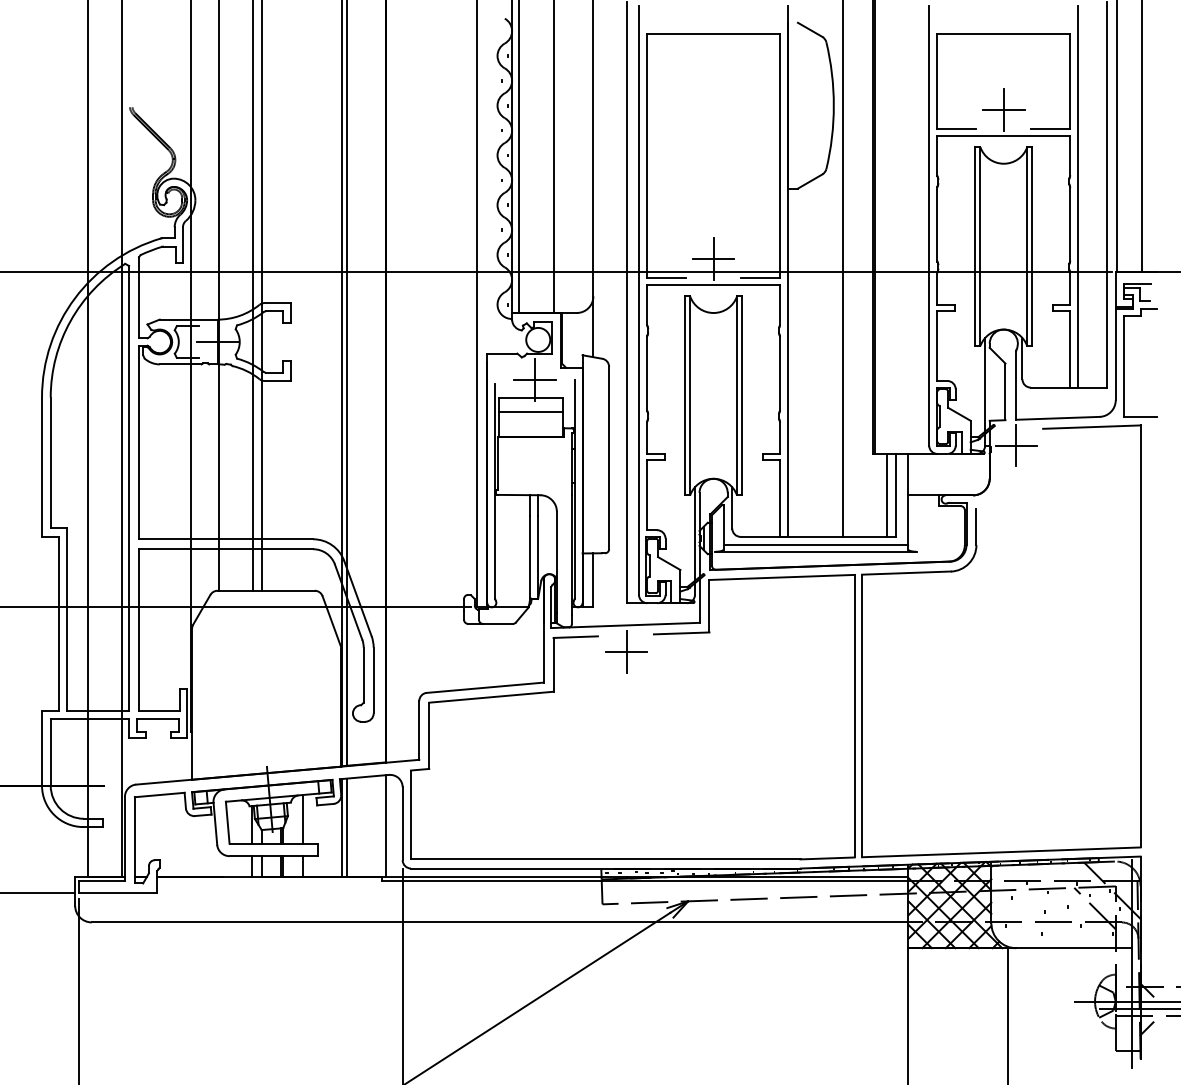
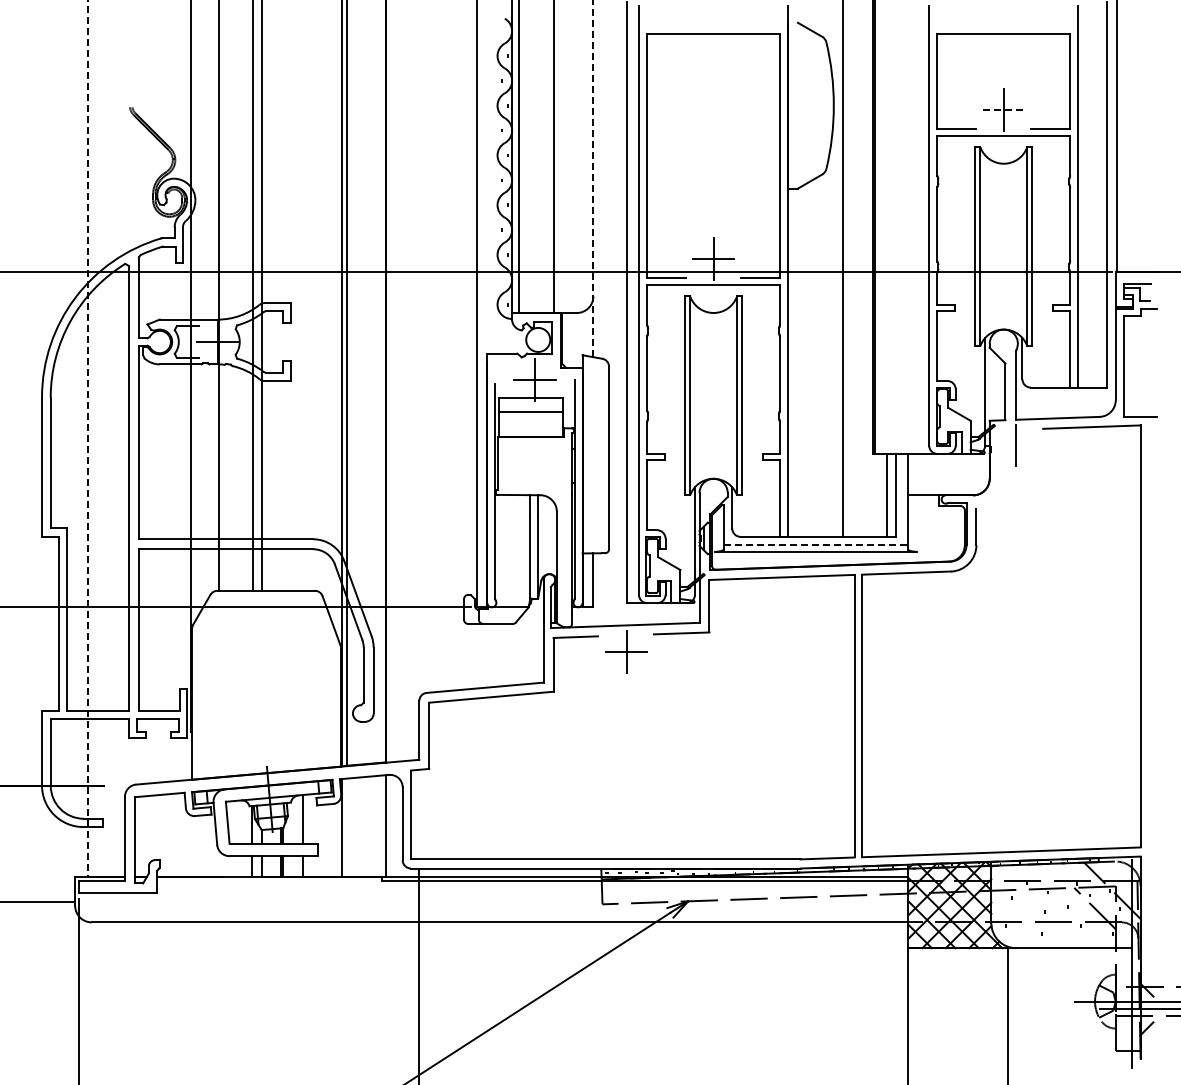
line: solid -> dashed (1003, 109)
line: present -> none (1142, 136)
line: solid -> dashed (593, 178)
line: solid -> dashed (87, 438)
line: present -> none (121, 439)
line: present -> none (1015, 445)
line: solid -> dashed (816, 545)
line: present -> none (347, 827)
line position: (37, 893) -> (37, 902) (37, 902)
line position: (402, 974) -> (418, 974) (418, 974)
